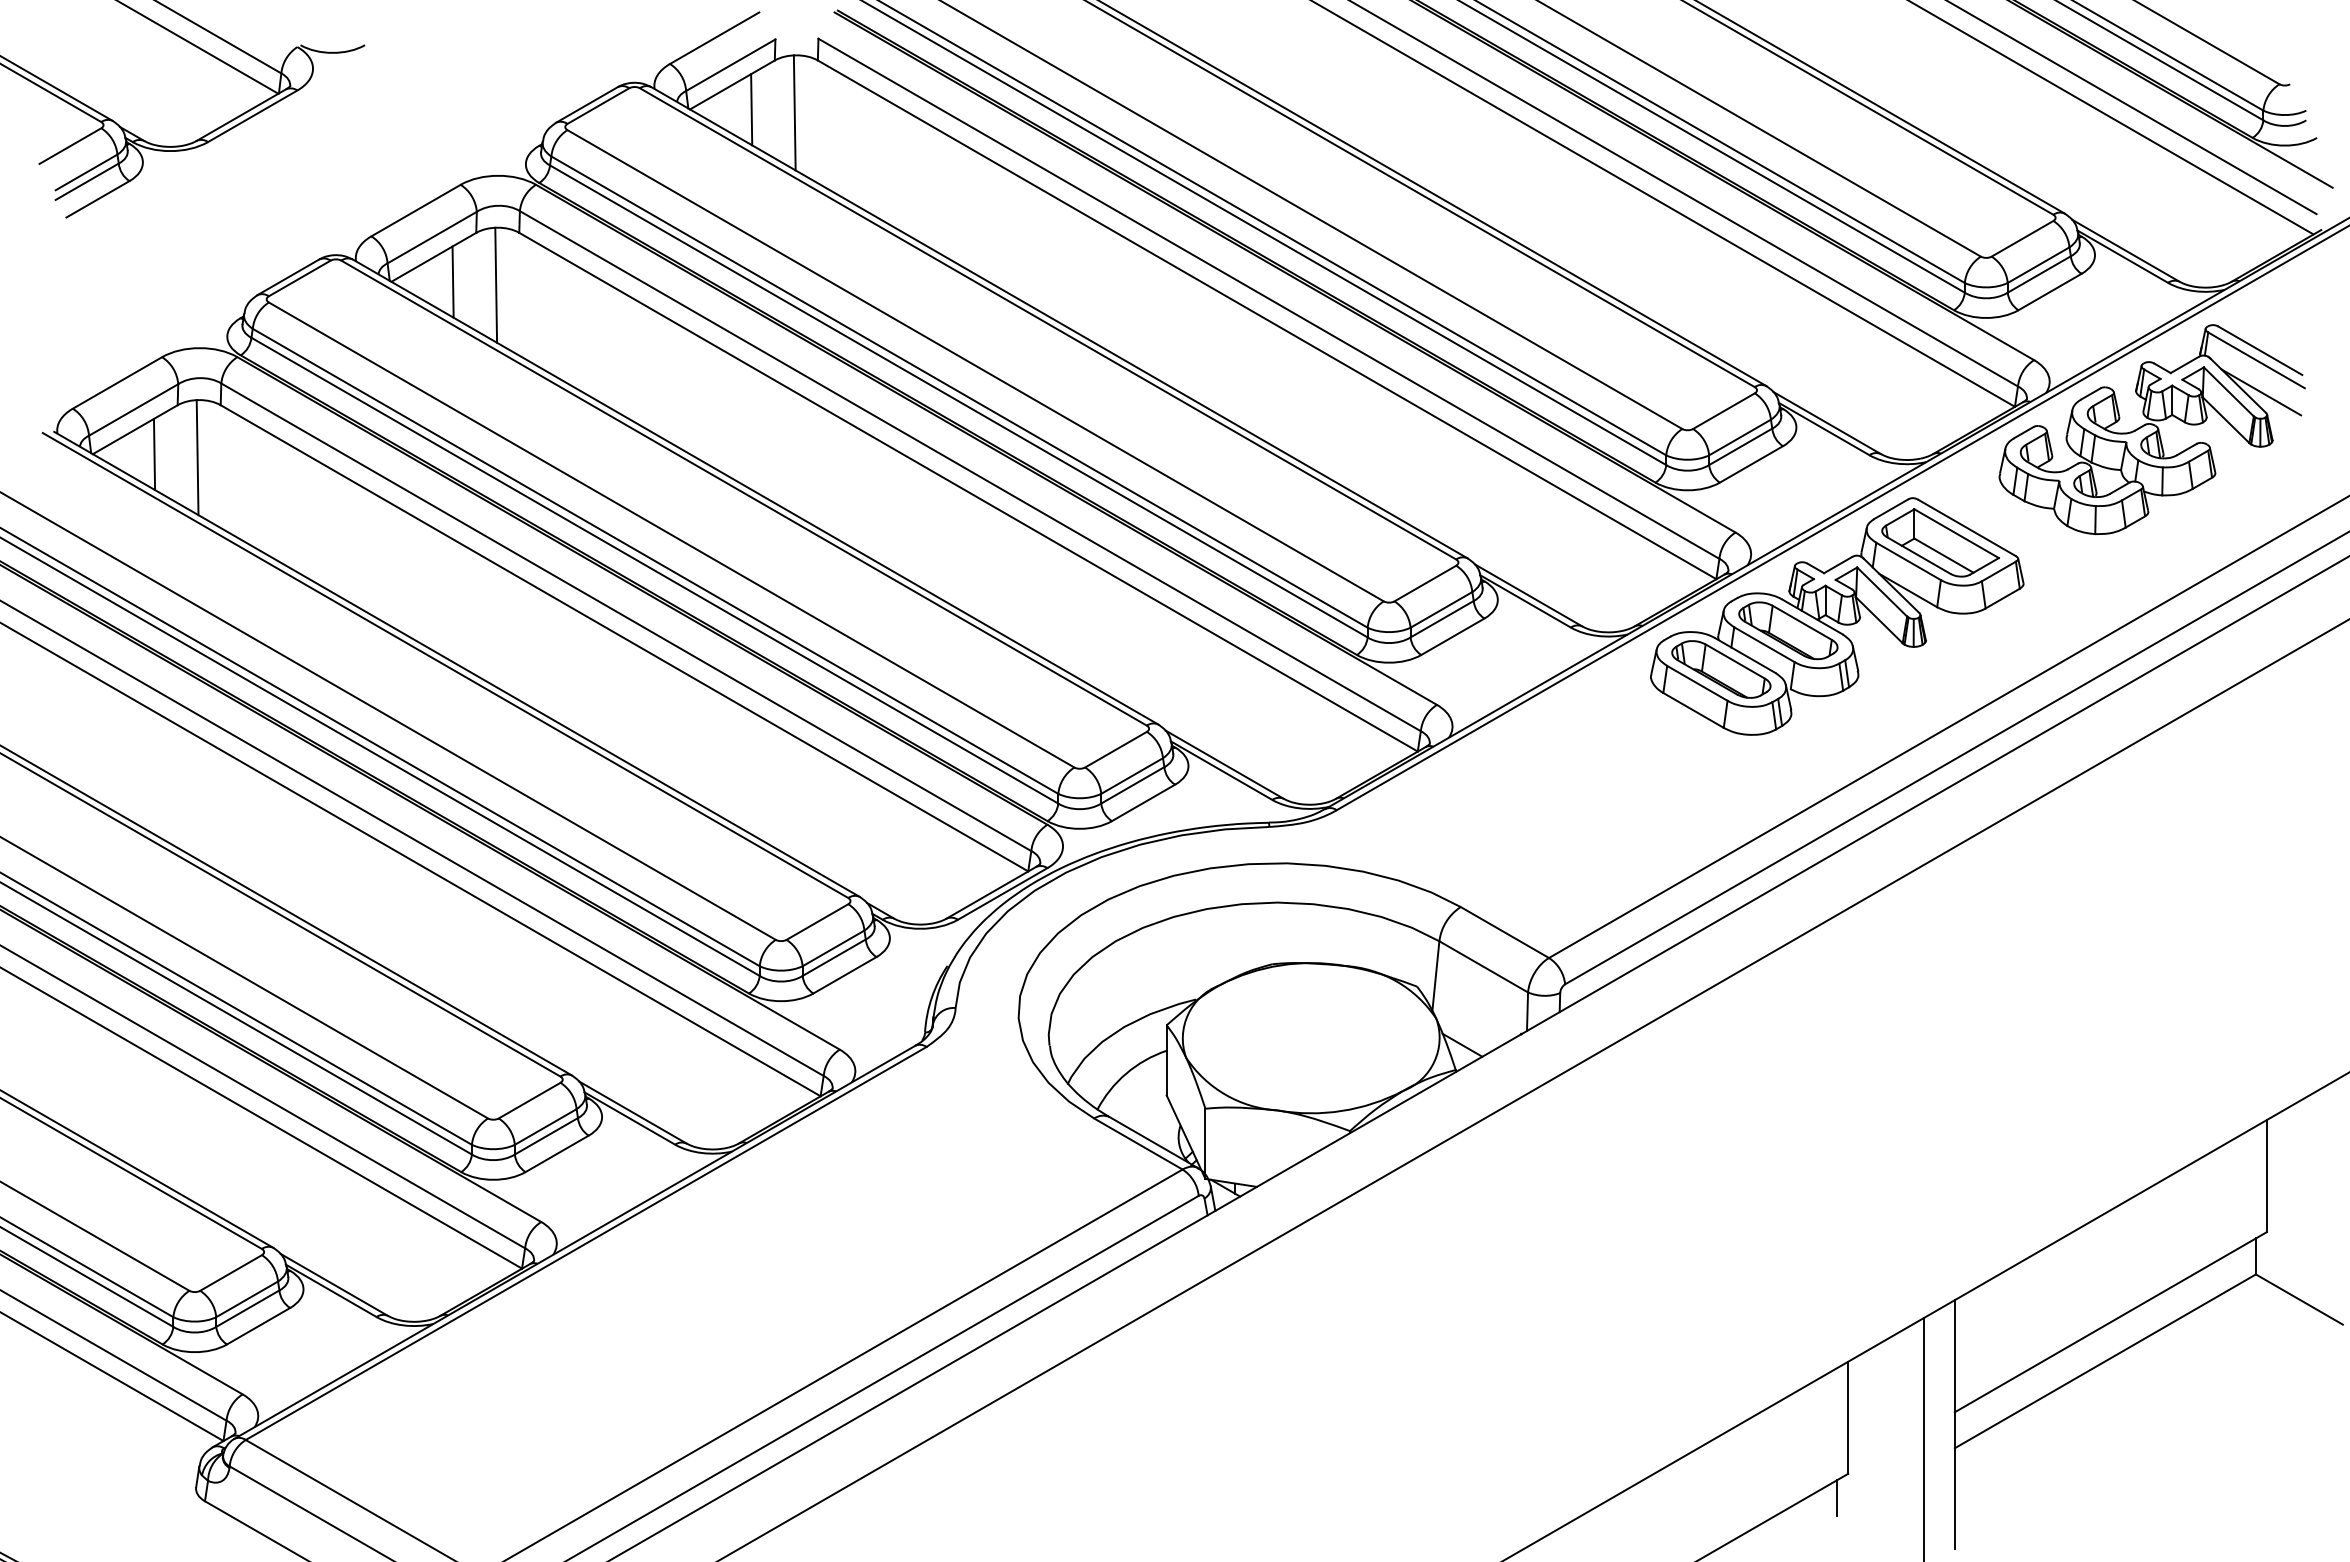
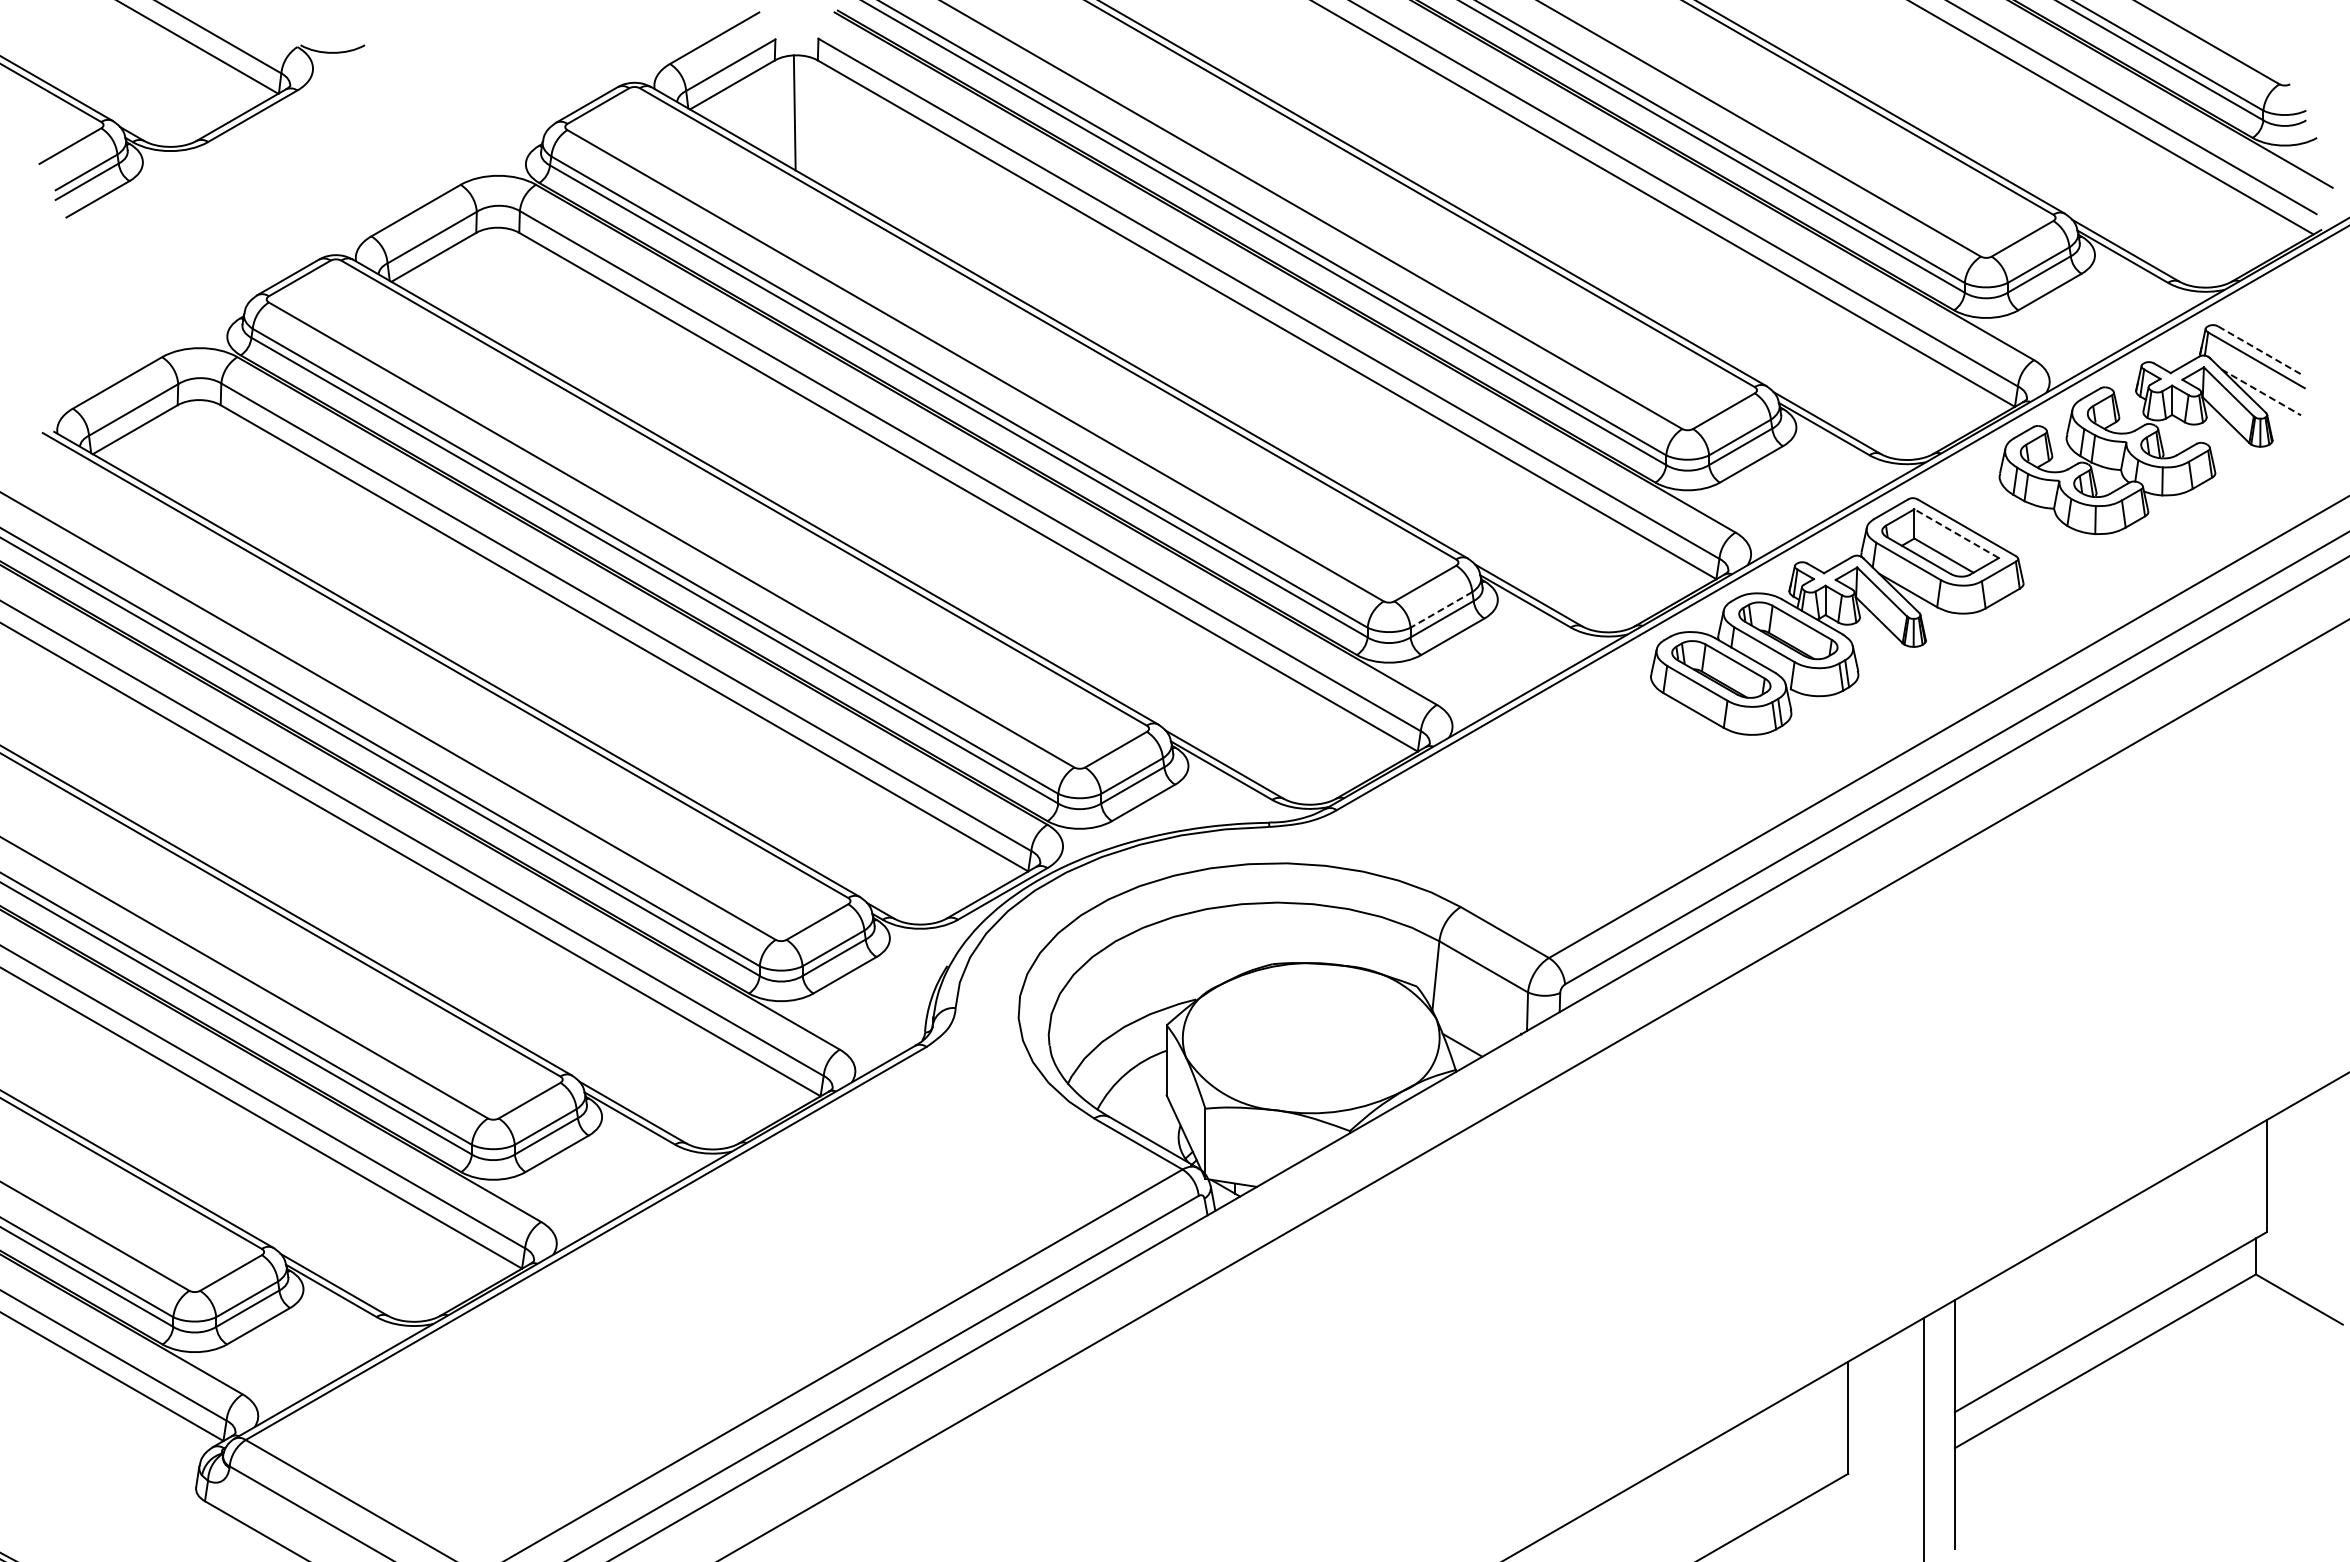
line: present -> none (751, 109)
line: present -> none (452, 281)
line: present -> none (496, 284)
line: solid -> dashed (2260, 351)
line: solid -> dashed (2261, 392)
line: present -> none (154, 454)
line: present -> none (197, 457)
line: solid -> dashed (1956, 533)
line: solid -> dashed (1441, 609)
line: present -> none (1837, 1498)
